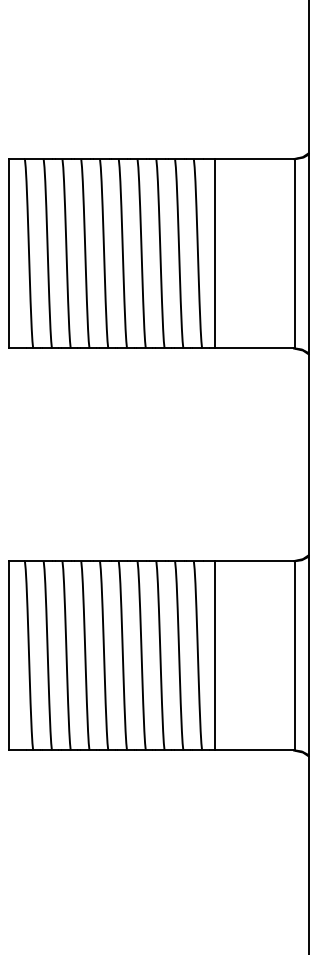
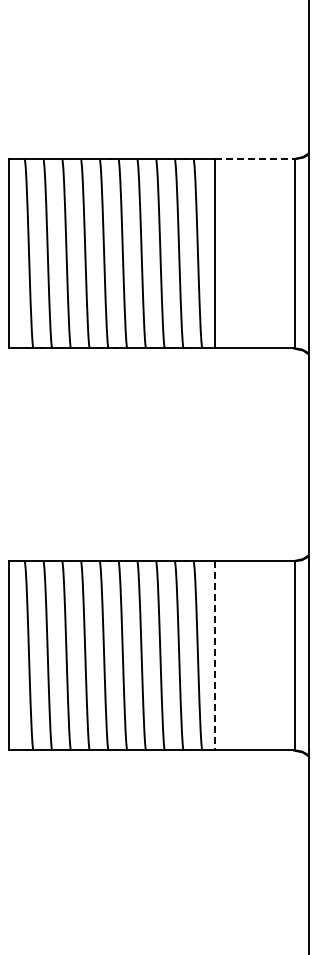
line: solid -> dashed (255, 159)
line: solid -> dashed (215, 655)
